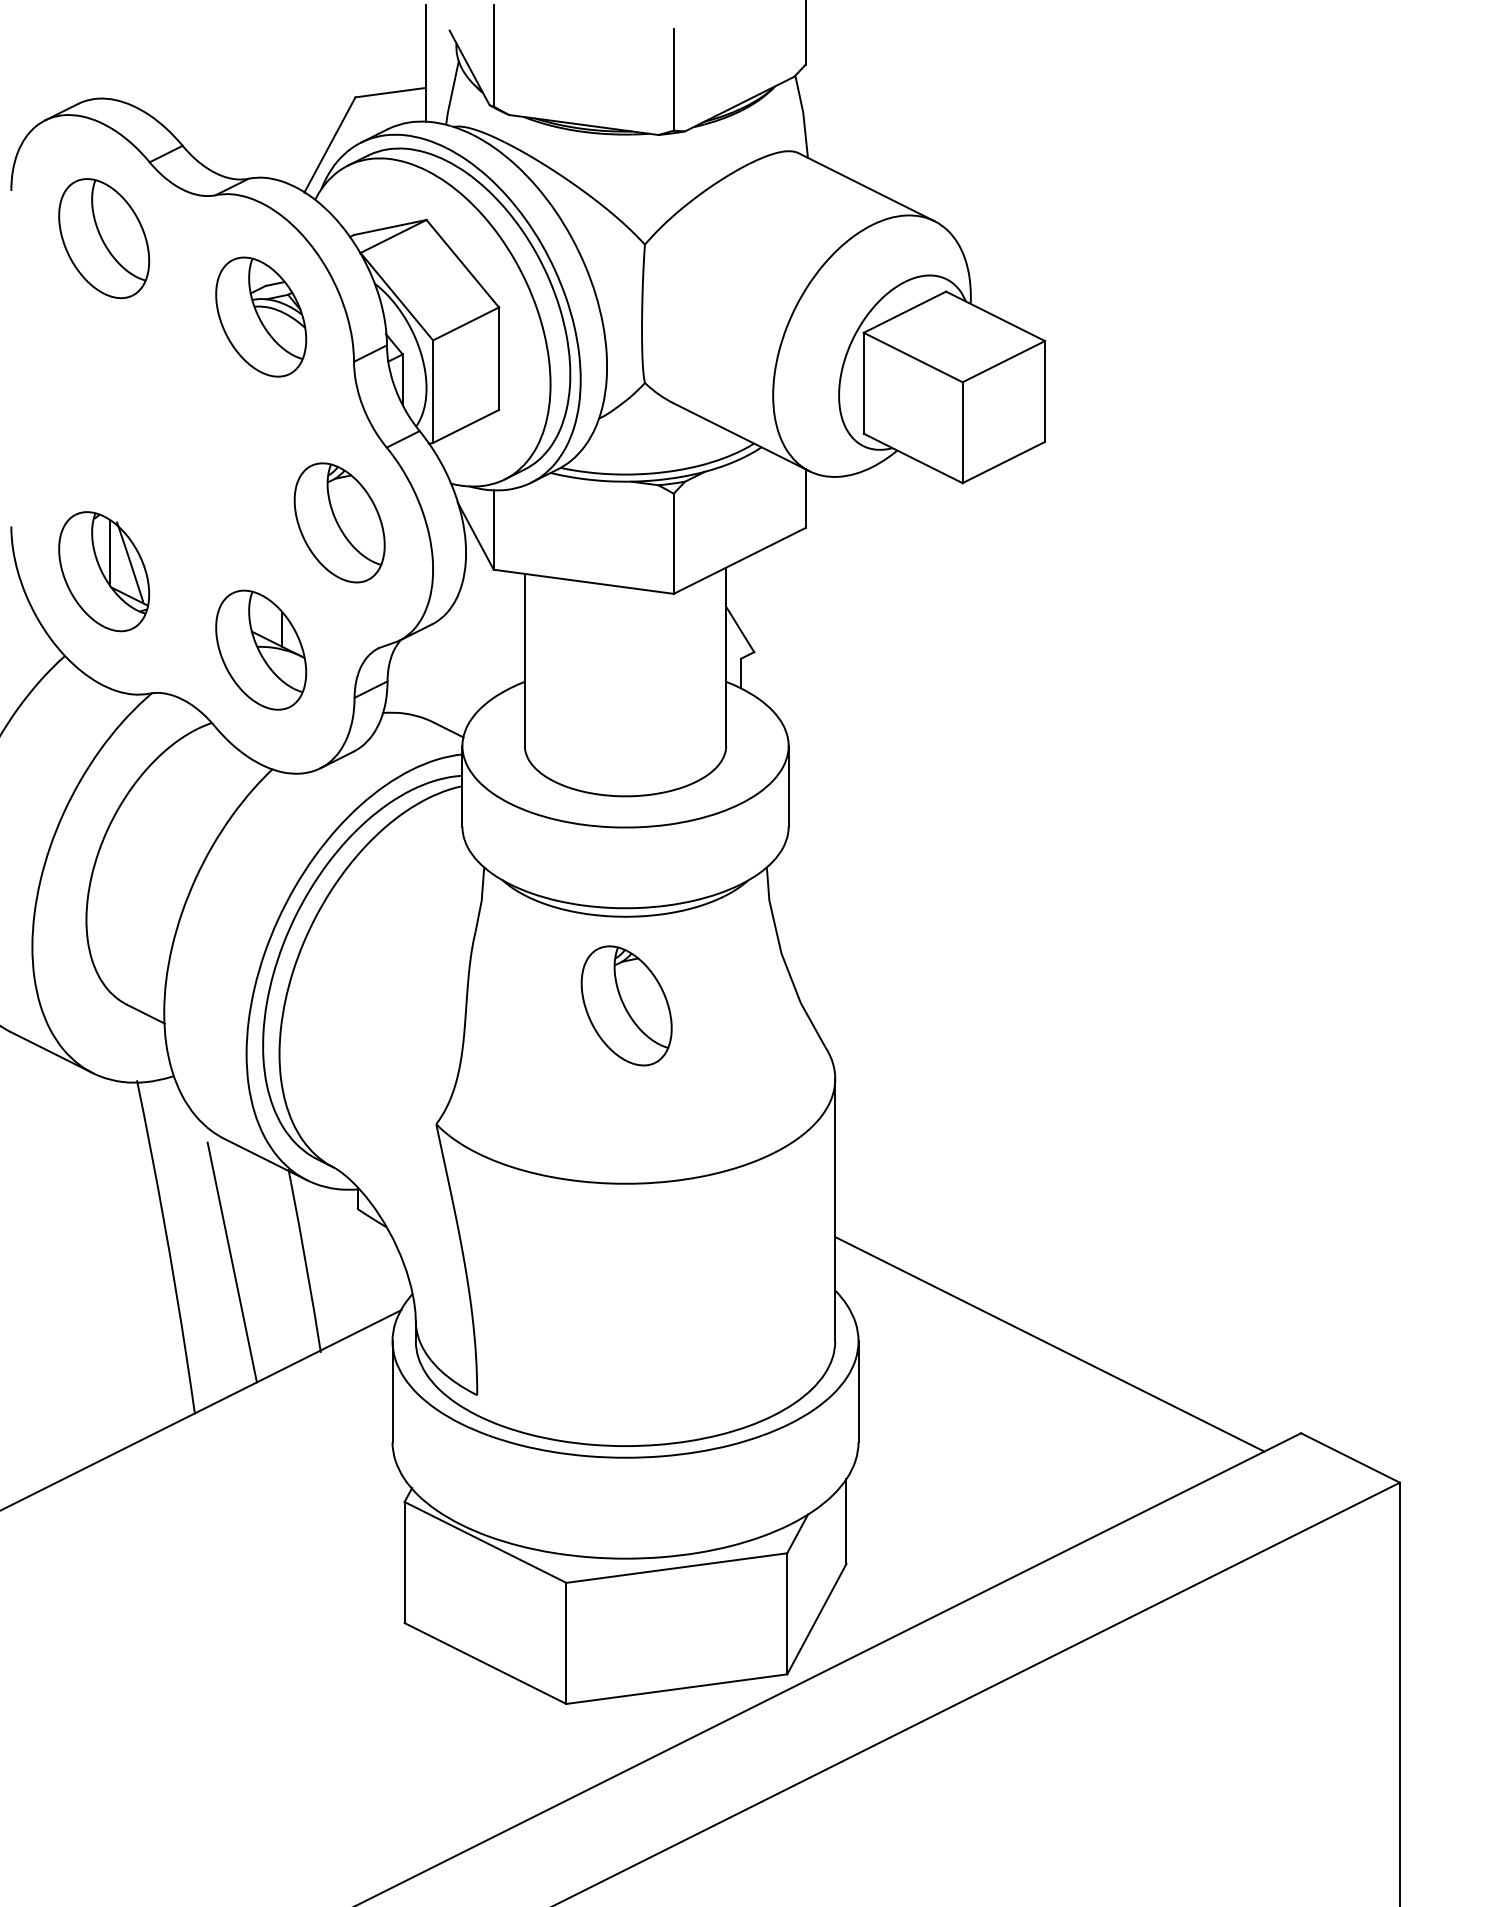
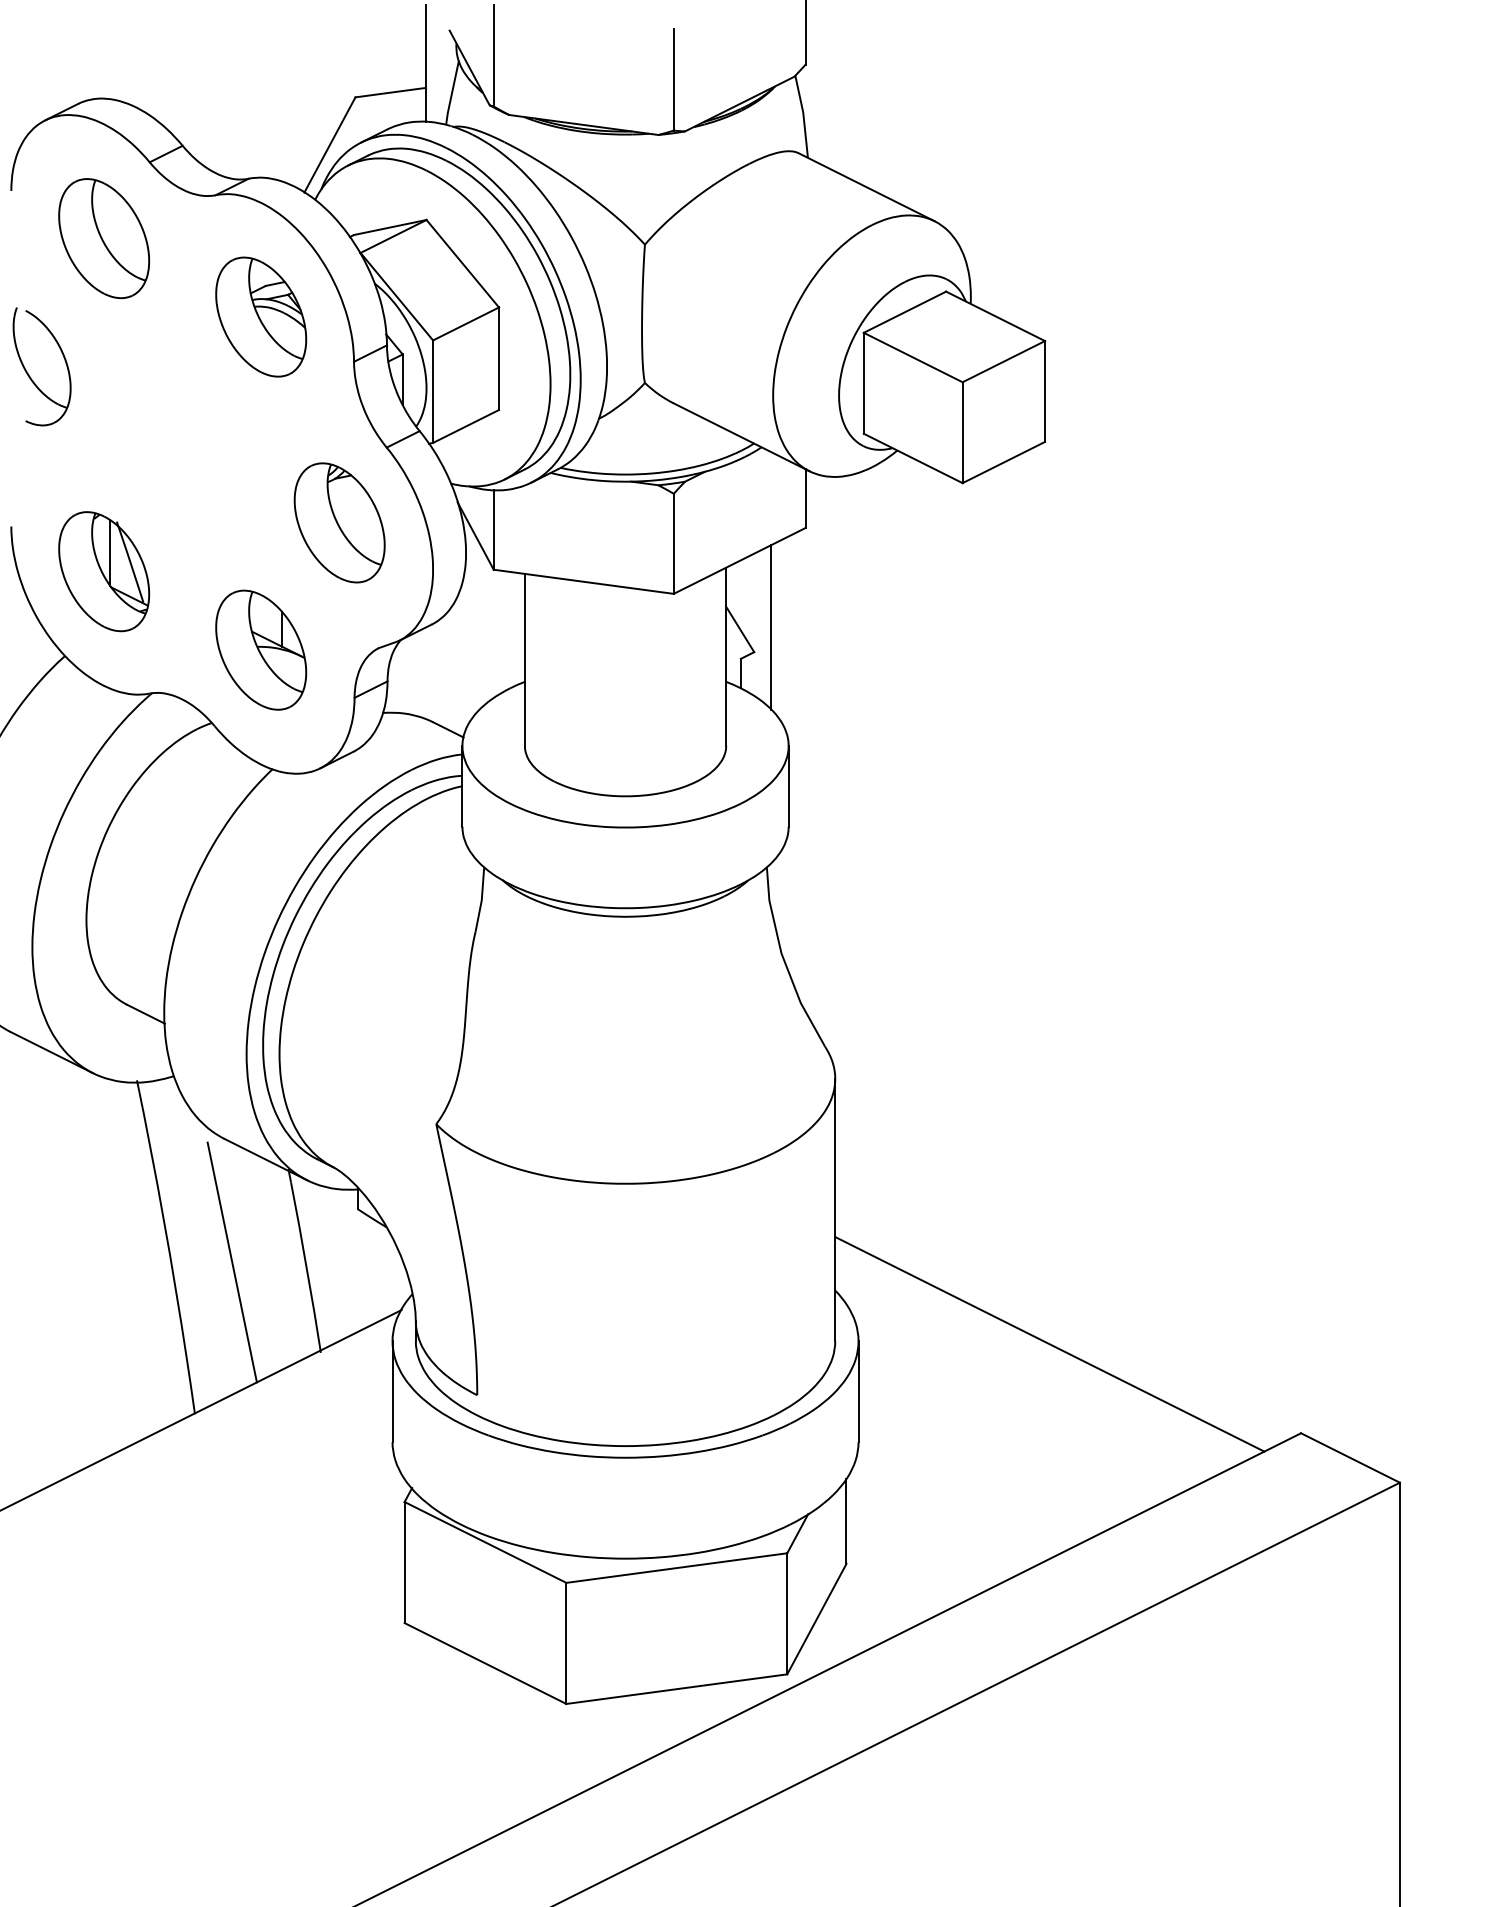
part: none -> present (29, 374)
line: none -> present (771, 627)
part: present -> none (626, 1005)
